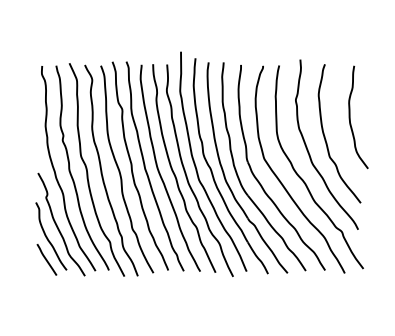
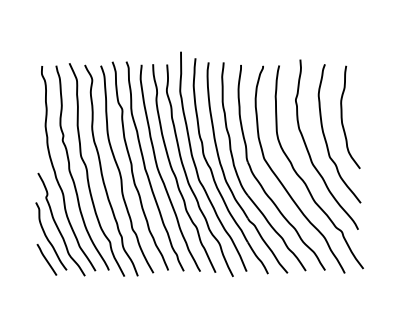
curve position: (350, 117) -> (342, 117) (342, 117)
